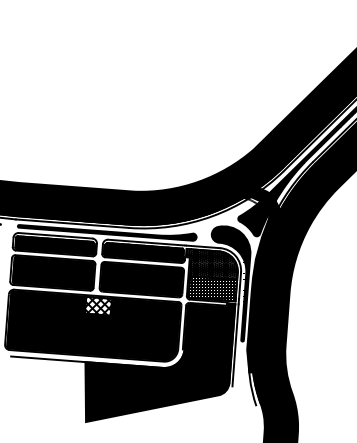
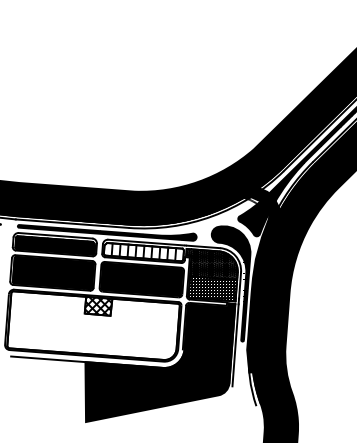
fill: present -> none (143, 252)
fill: present -> none (93, 325)
